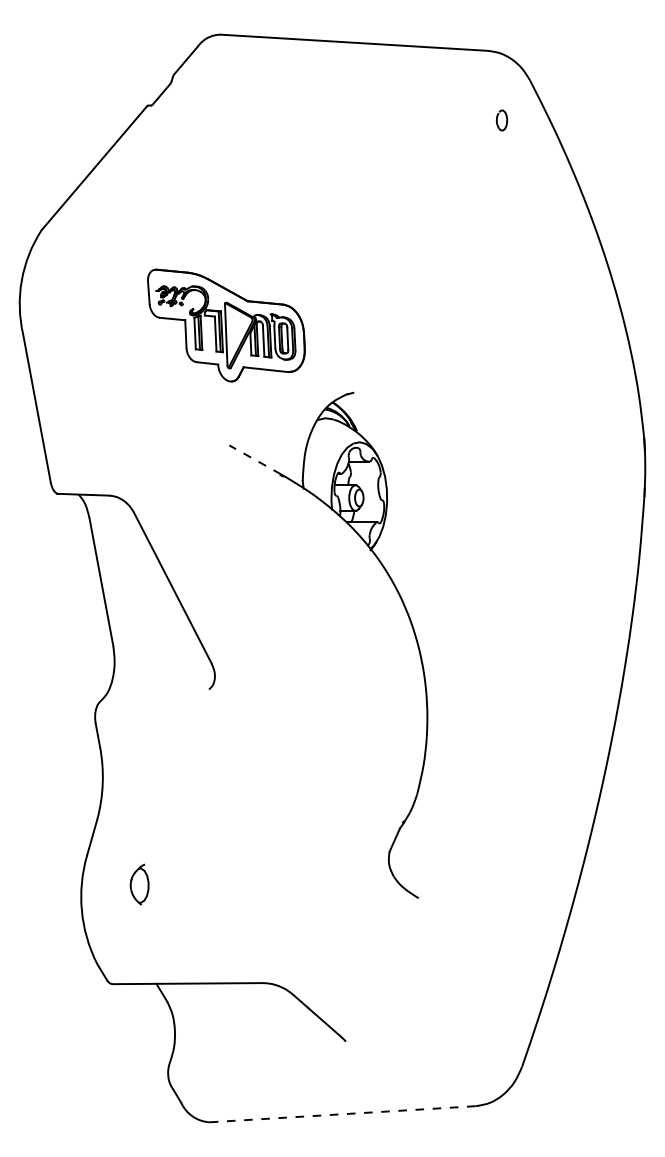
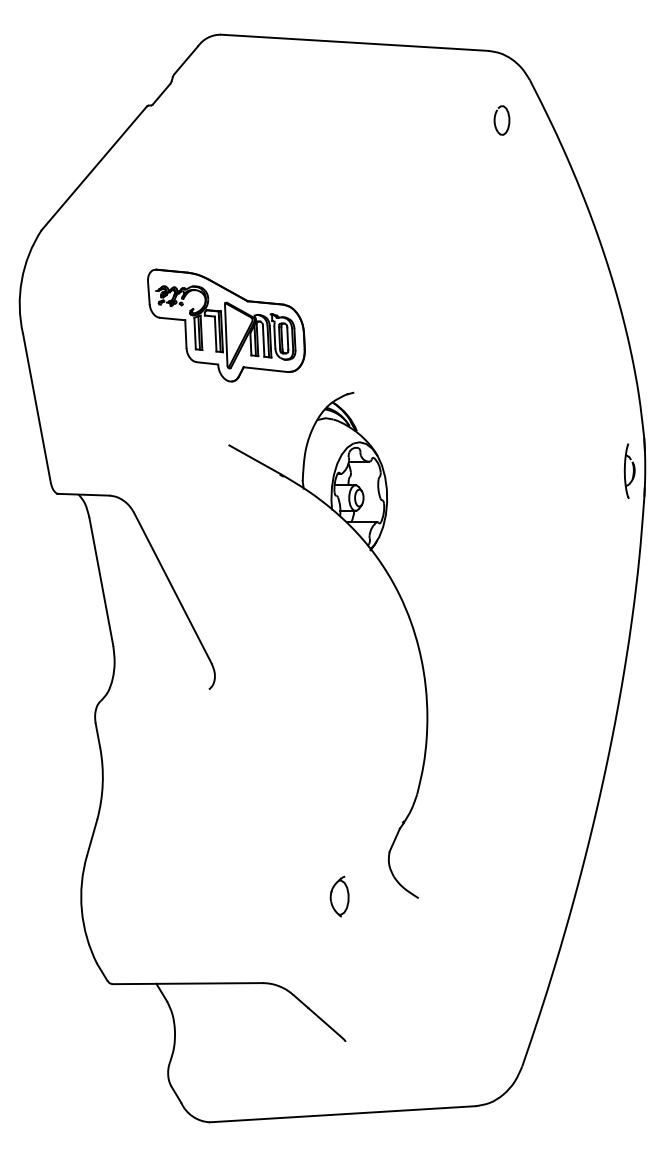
part size: 14x23 px -> 18x31 px (501, 120)
line: dashed -> solid (255, 459)
part: none -> present (629, 471)
part position: (139, 884) -> (339, 896) (339, 896)
line: dashed -> solid (343, 1114)
